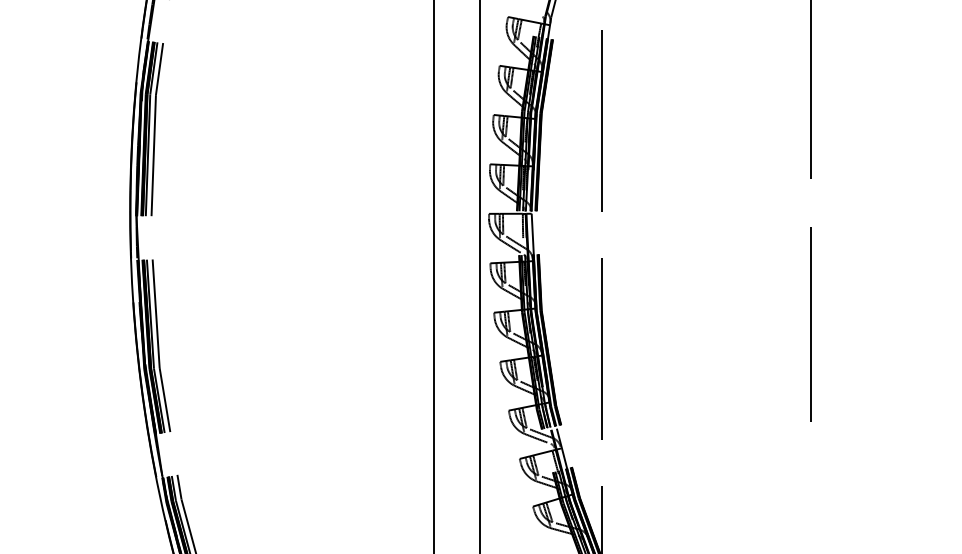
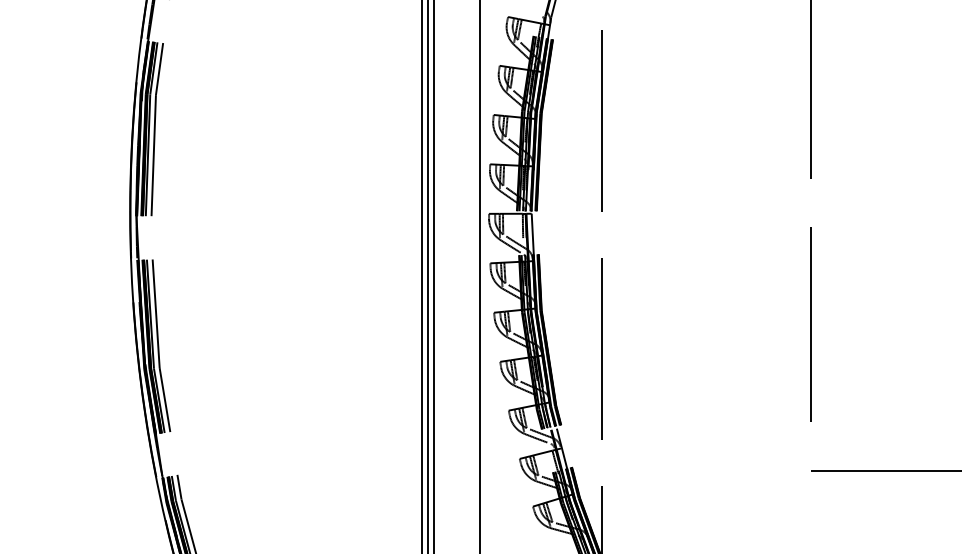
line: none -> present (422, 276)
line: none -> present (428, 276)
line: none -> present (884, 470)
